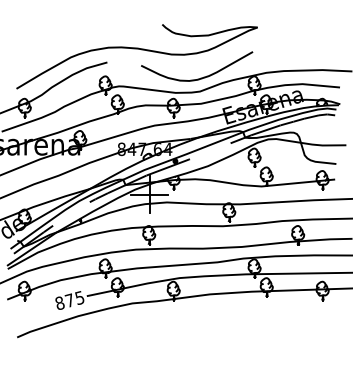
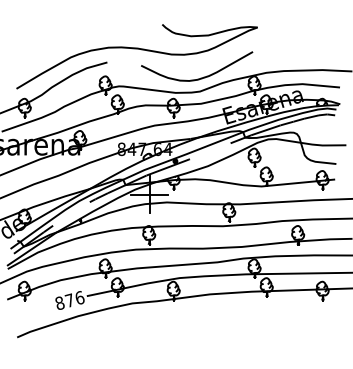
text: 875 -> 876 (79, 297)
